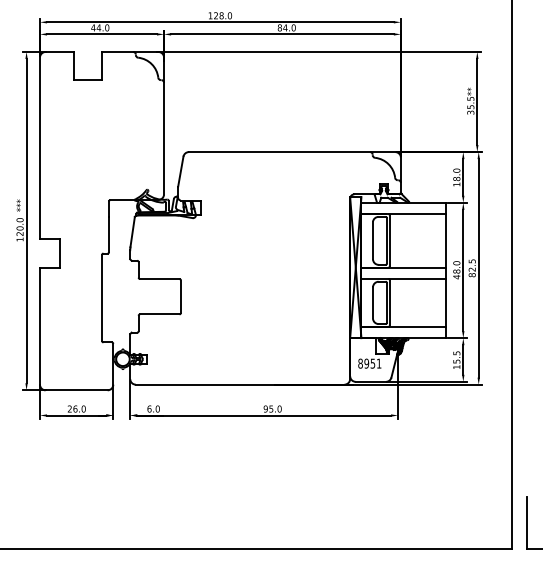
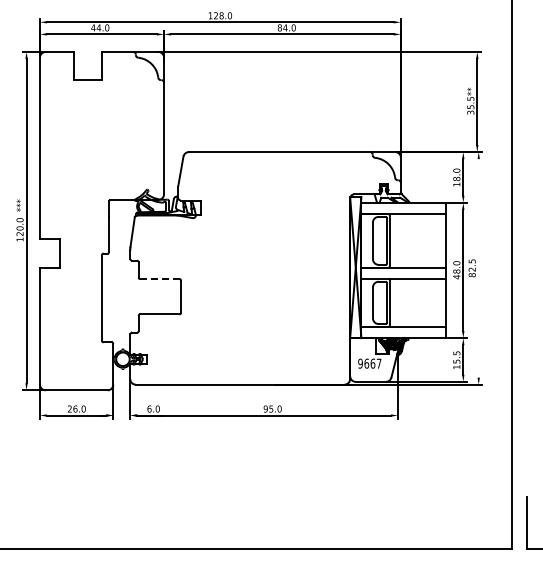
line: present -> none (478, 268)
line: solid -> dashed (159, 279)
text: 8951 -> 9667 (369, 363)
